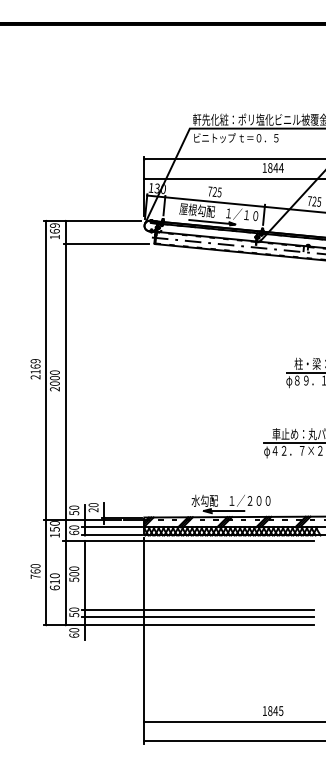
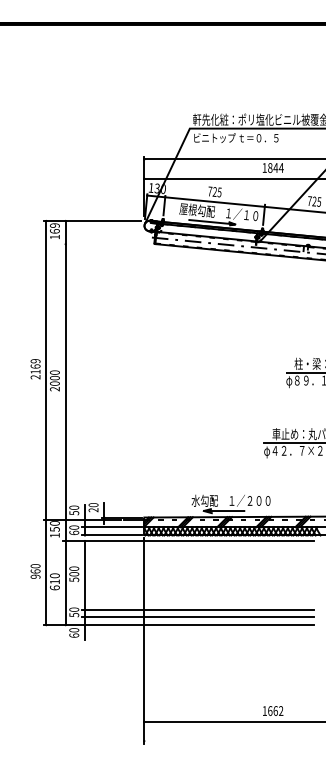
line: present -> none (106, 244)
text: 760 -> 960 (35, 576)
text: 1845 -> 1662 (275, 710)
line: present -> none (233, 741)
